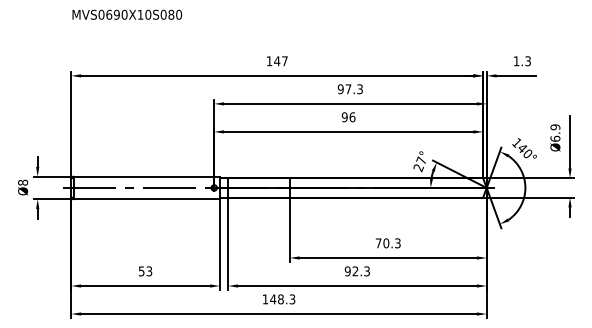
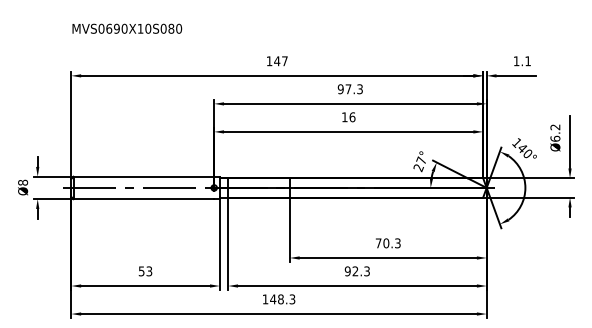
text position: (127, 14) -> (127, 28) (127, 28)
text: 1.3 -> 1.1 (527, 61)
text: 96 -> 16 (344, 117)
text: Ø6.9 -> Ø6.2 (555, 127)
